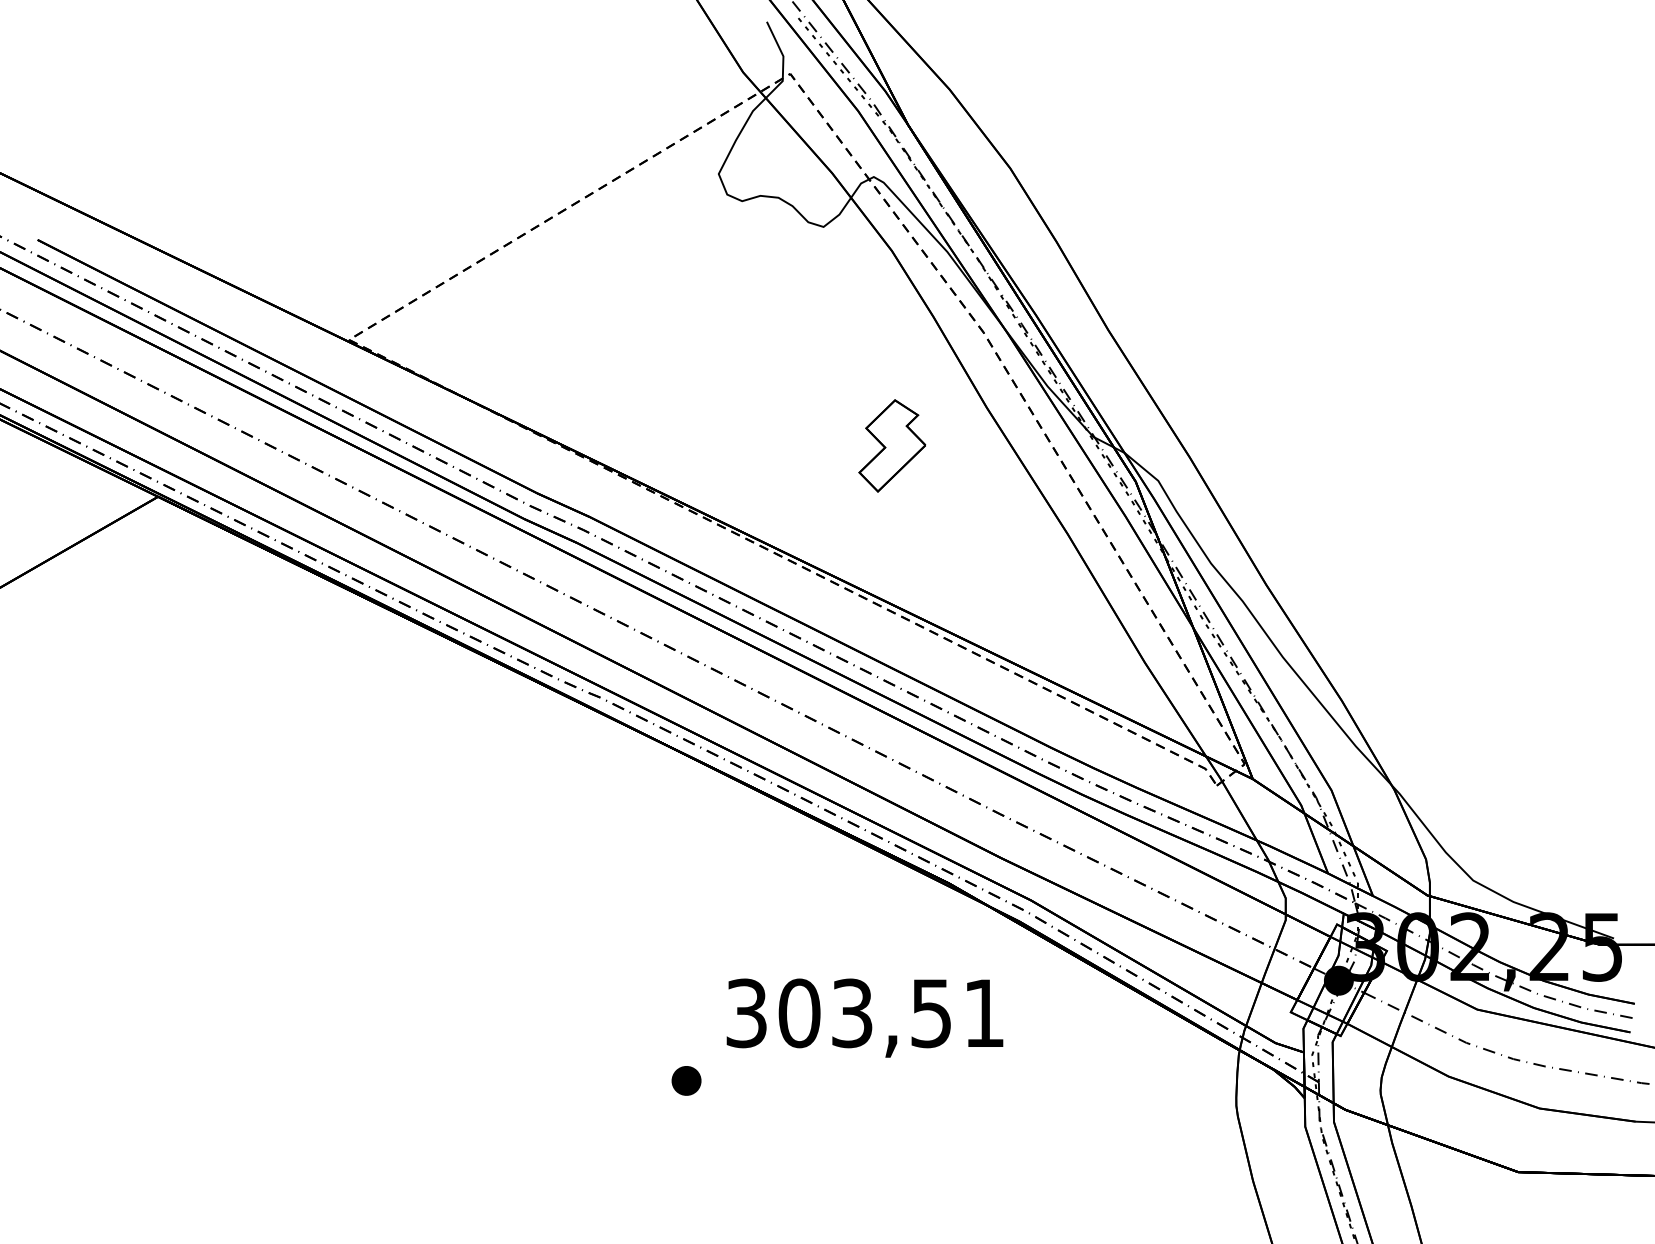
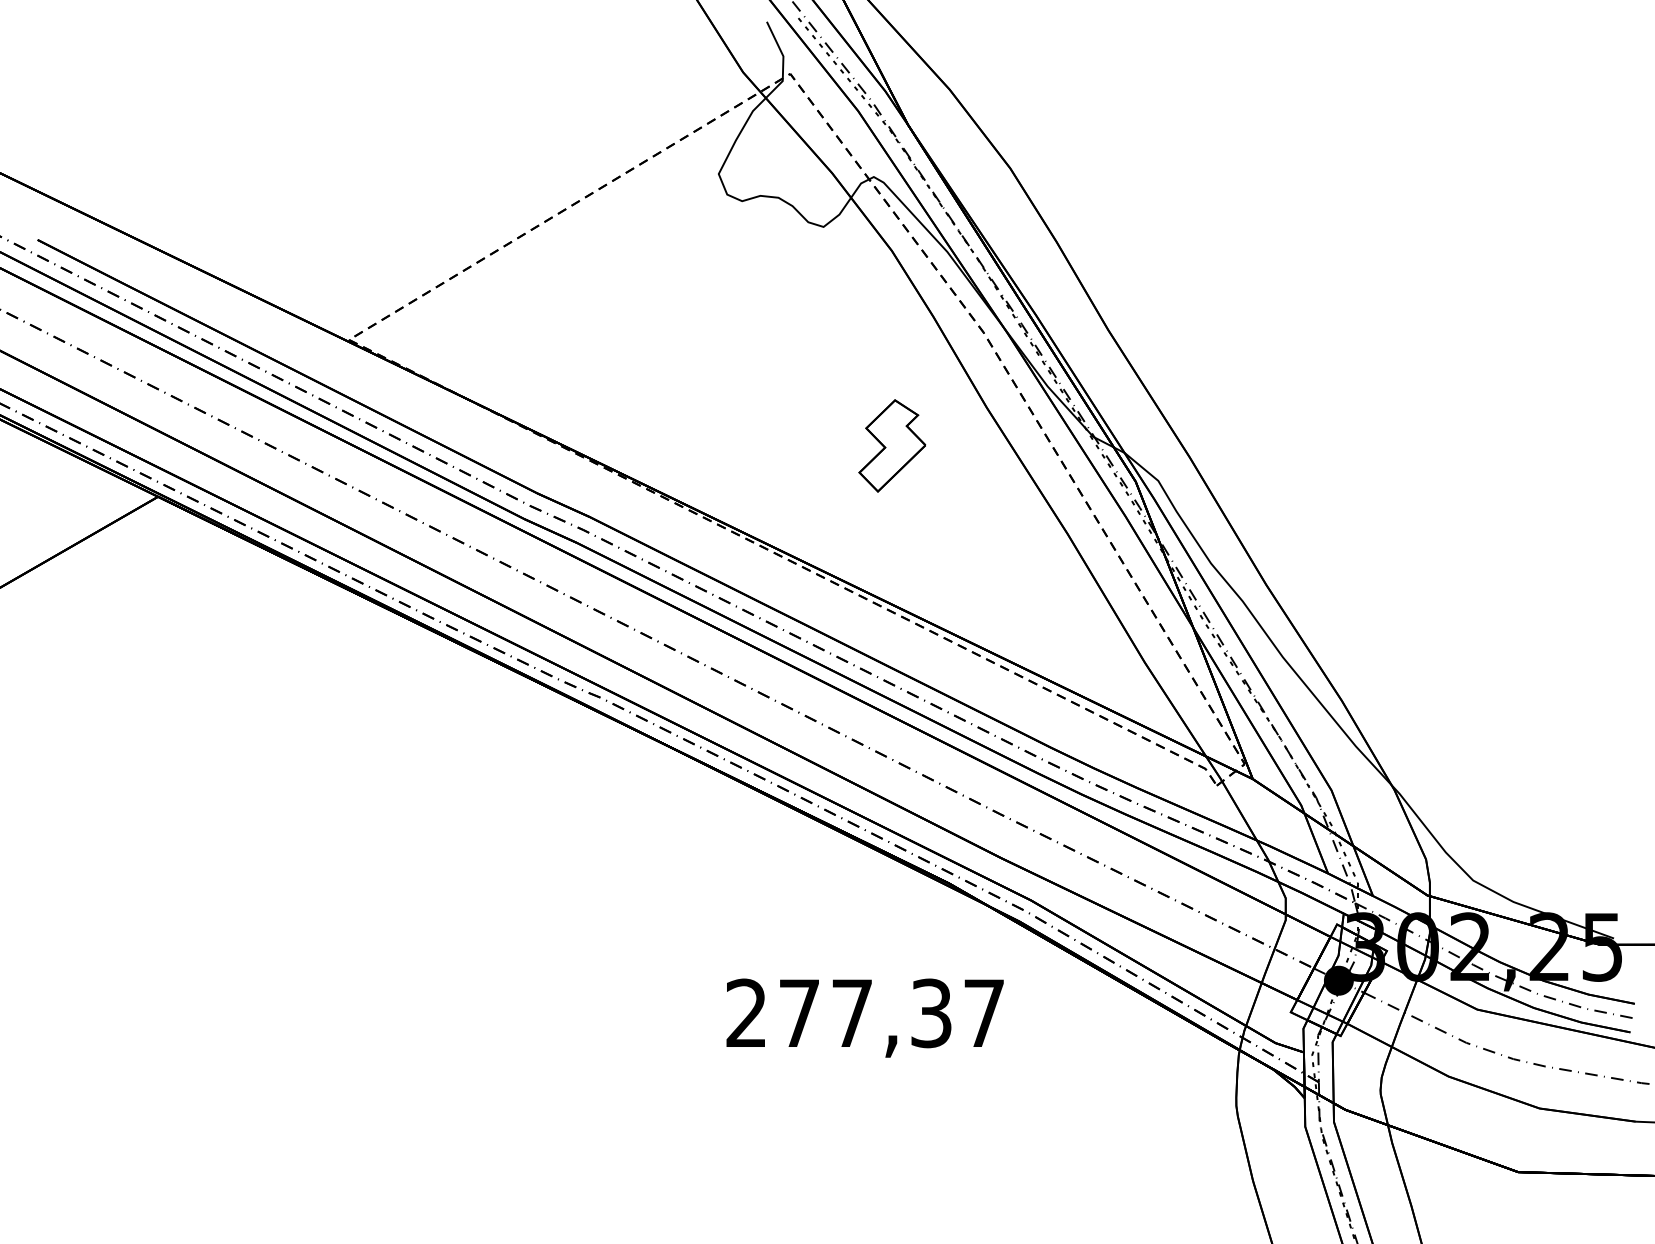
text: 303,51 -> 277,37 (864, 1013)
part: present -> none (686, 1080)
